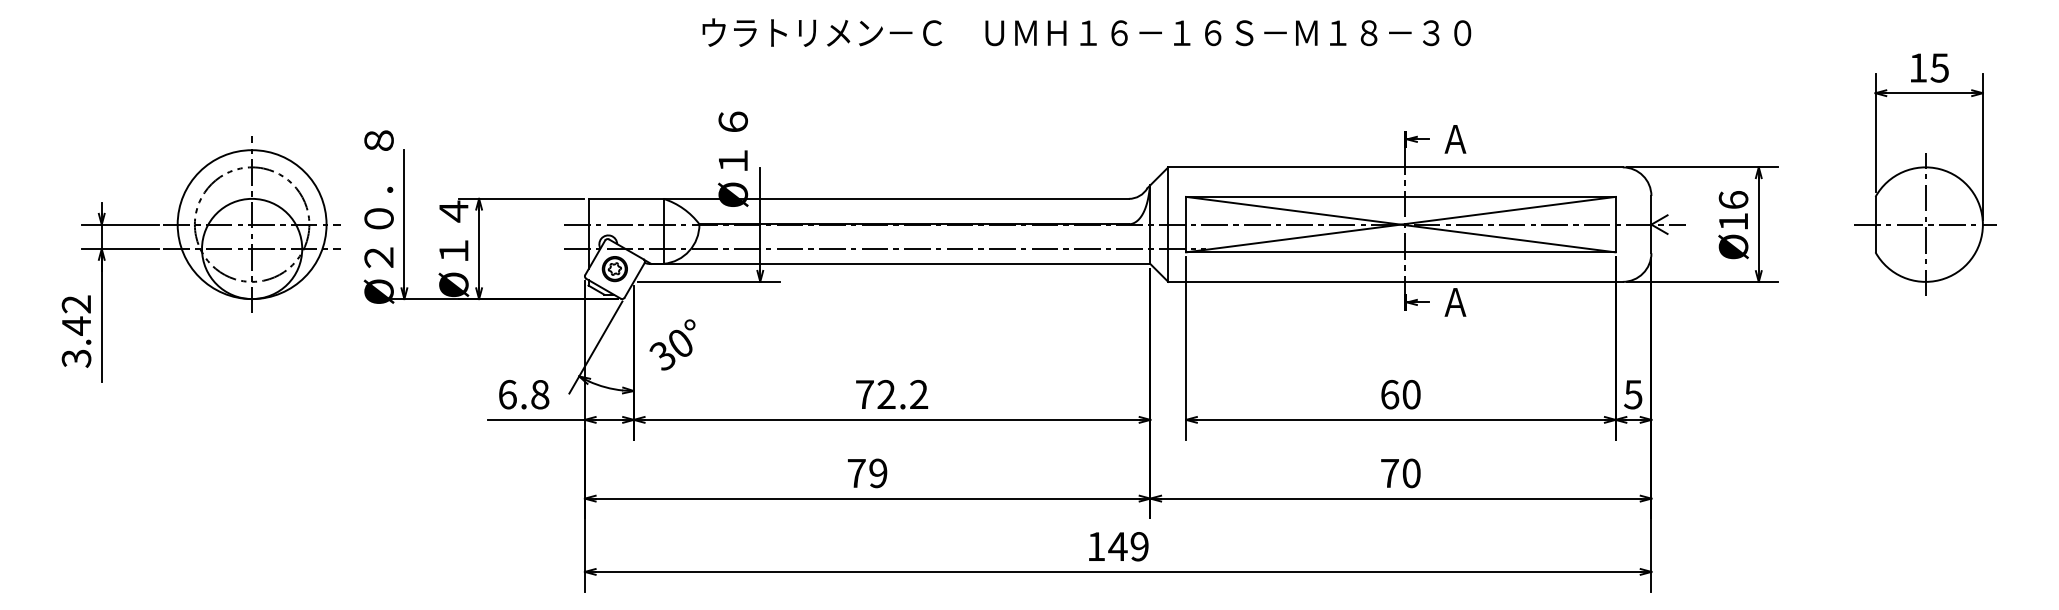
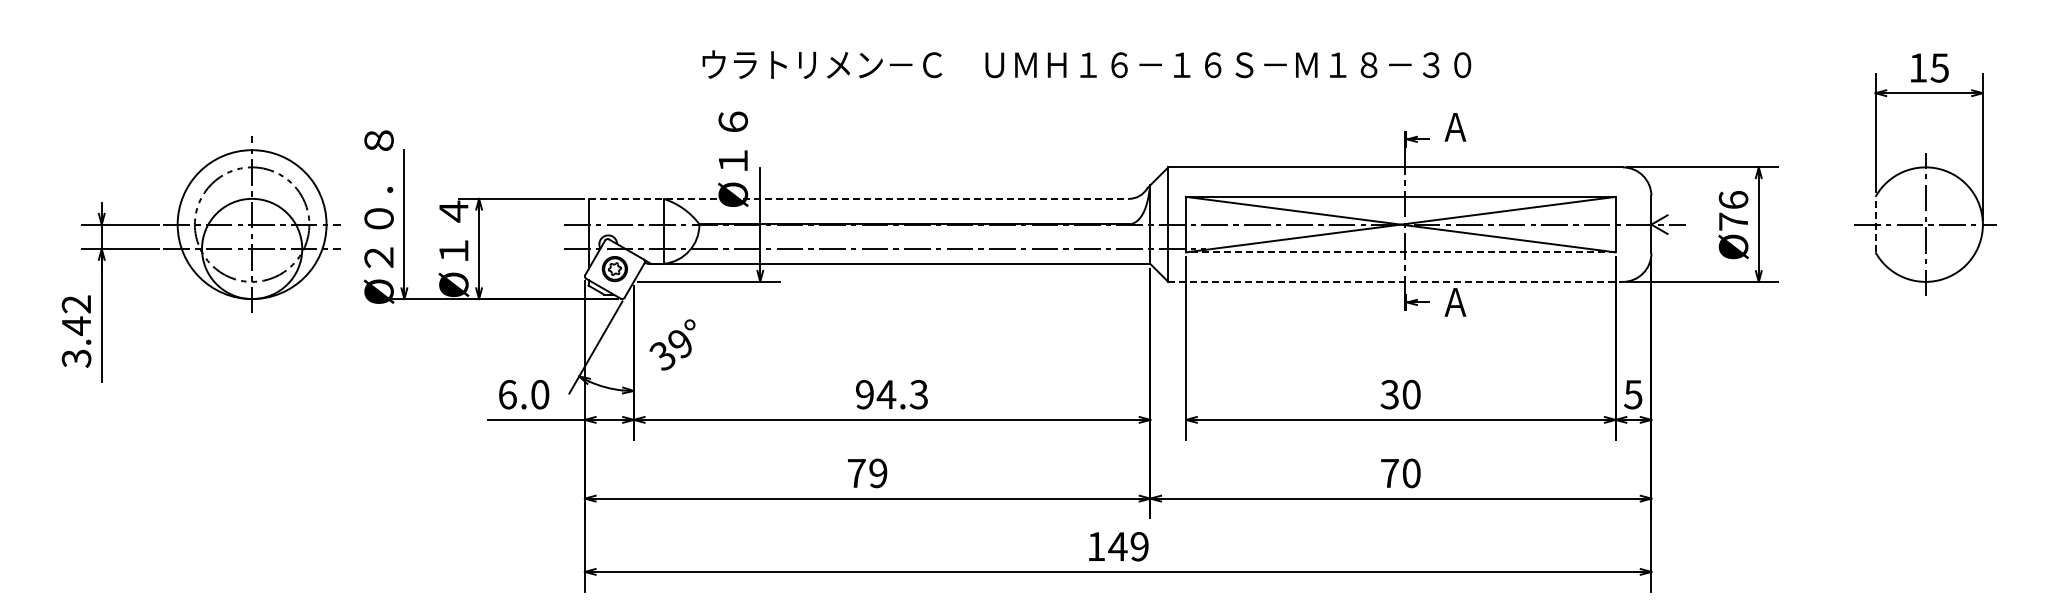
text position: (1086, 32) -> (1086, 64) (1086, 64)
text position: (1455, 139) -> (1455, 127) (1455, 127)
line: solid -> dashed (859, 198)
text: Ø16 -> Ø76 (1733, 221)
line: solid -> dashed (1875, 224)
line: solid -> dashed (1400, 252)
line: solid -> dashed (1396, 281)
text: 30° -> 39° (680, 343)
text: 6.8 -> 6.0 (540, 394)
text: 72.2 -> 94.3 (892, 394)
text: 60 -> 30 (1389, 394)
